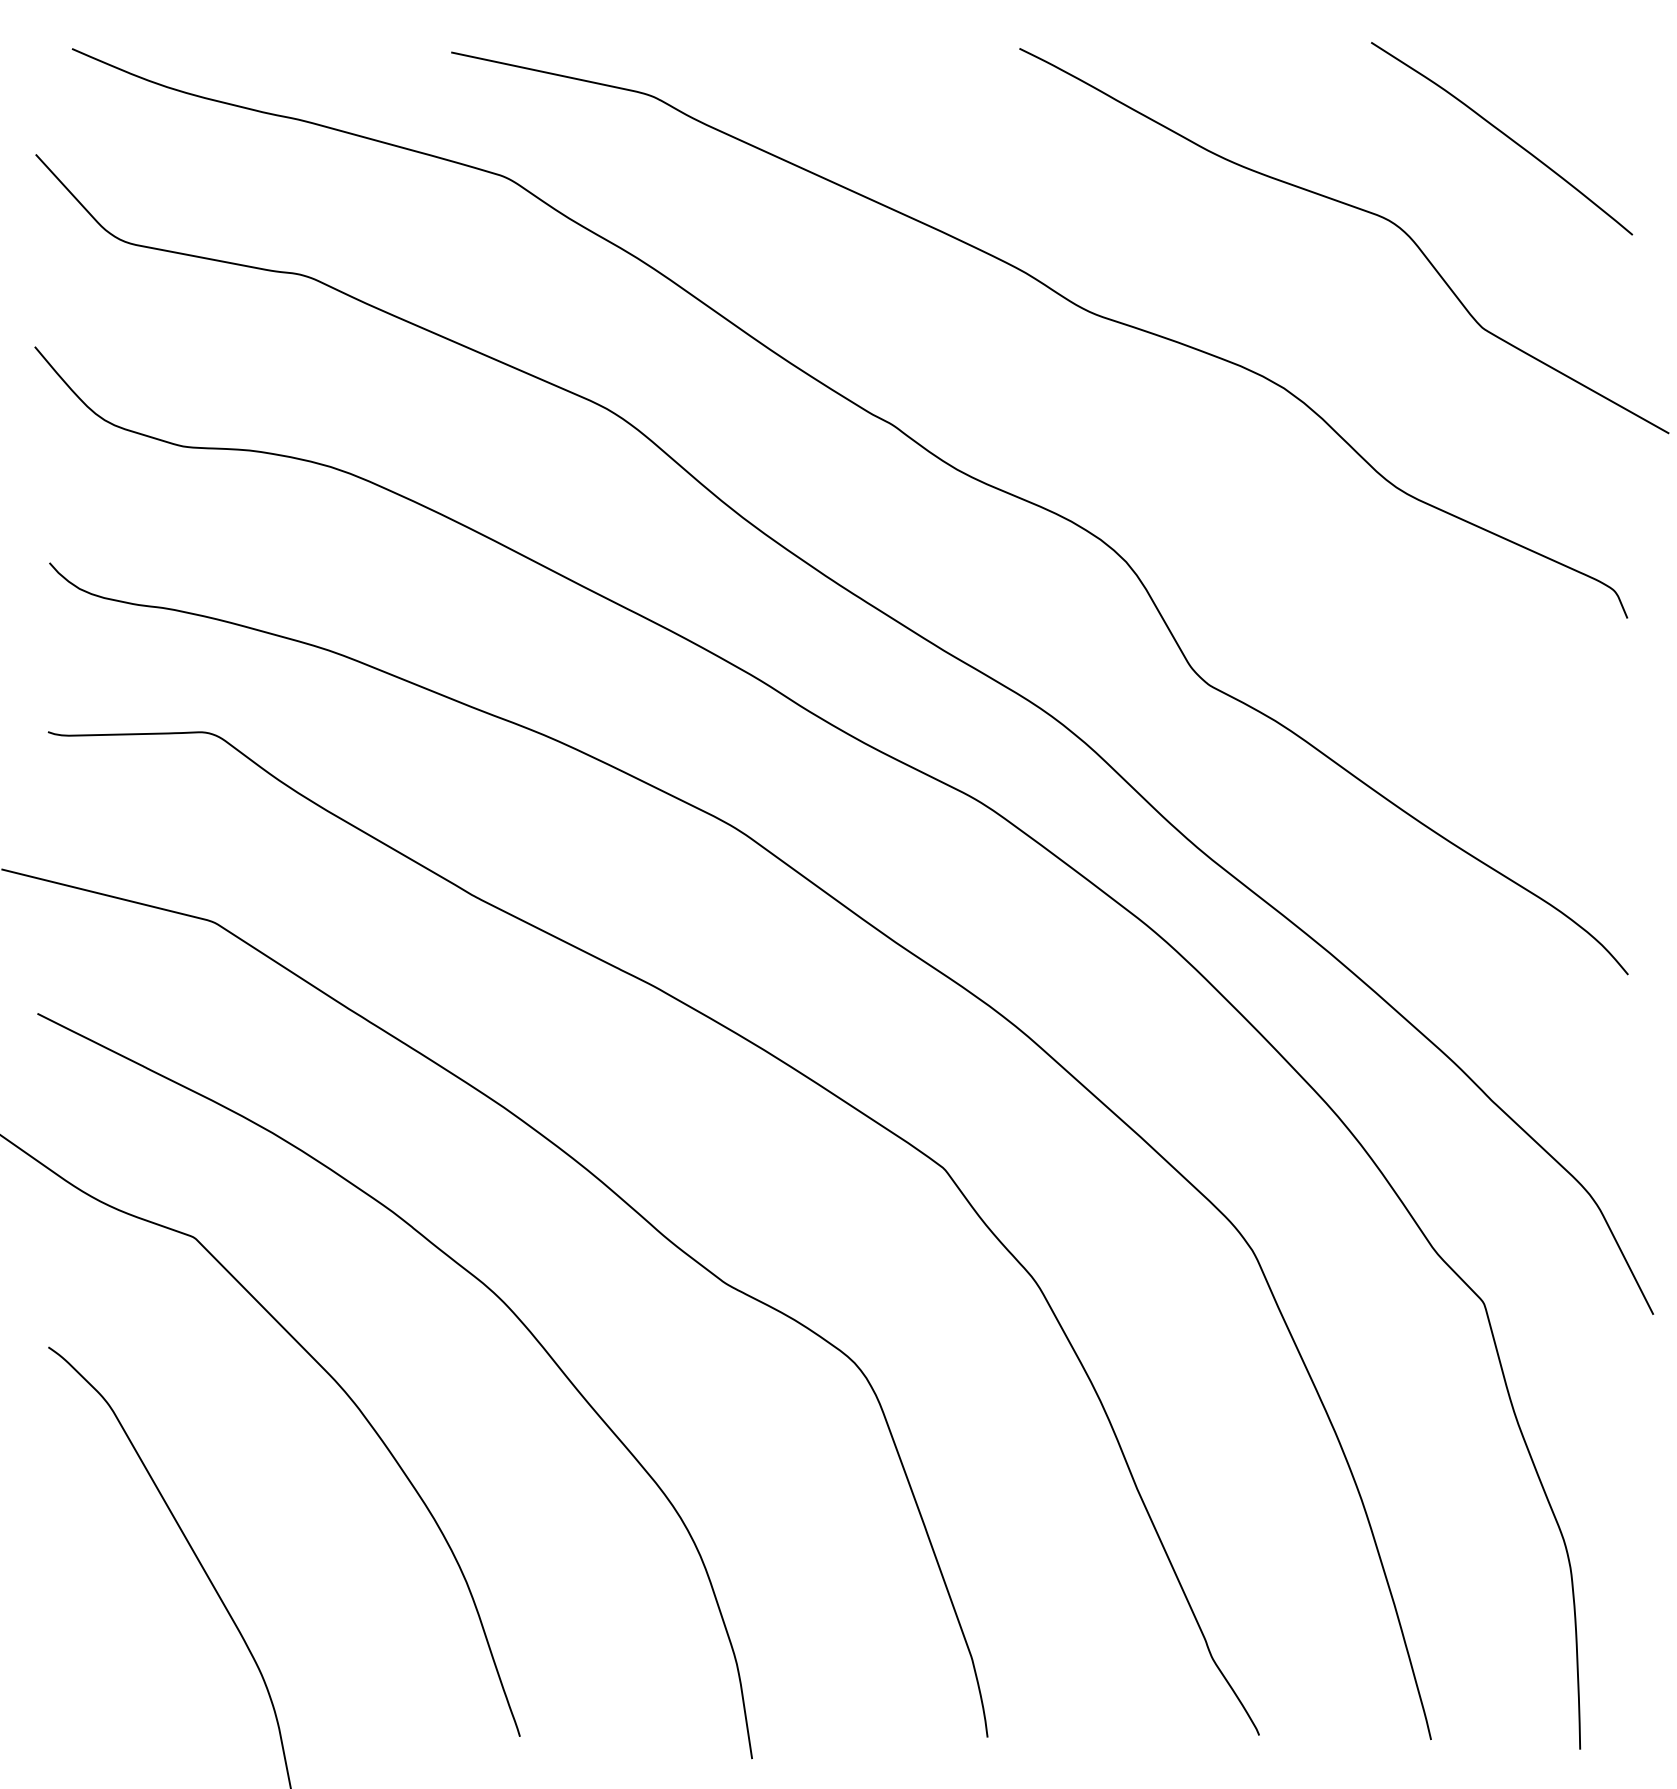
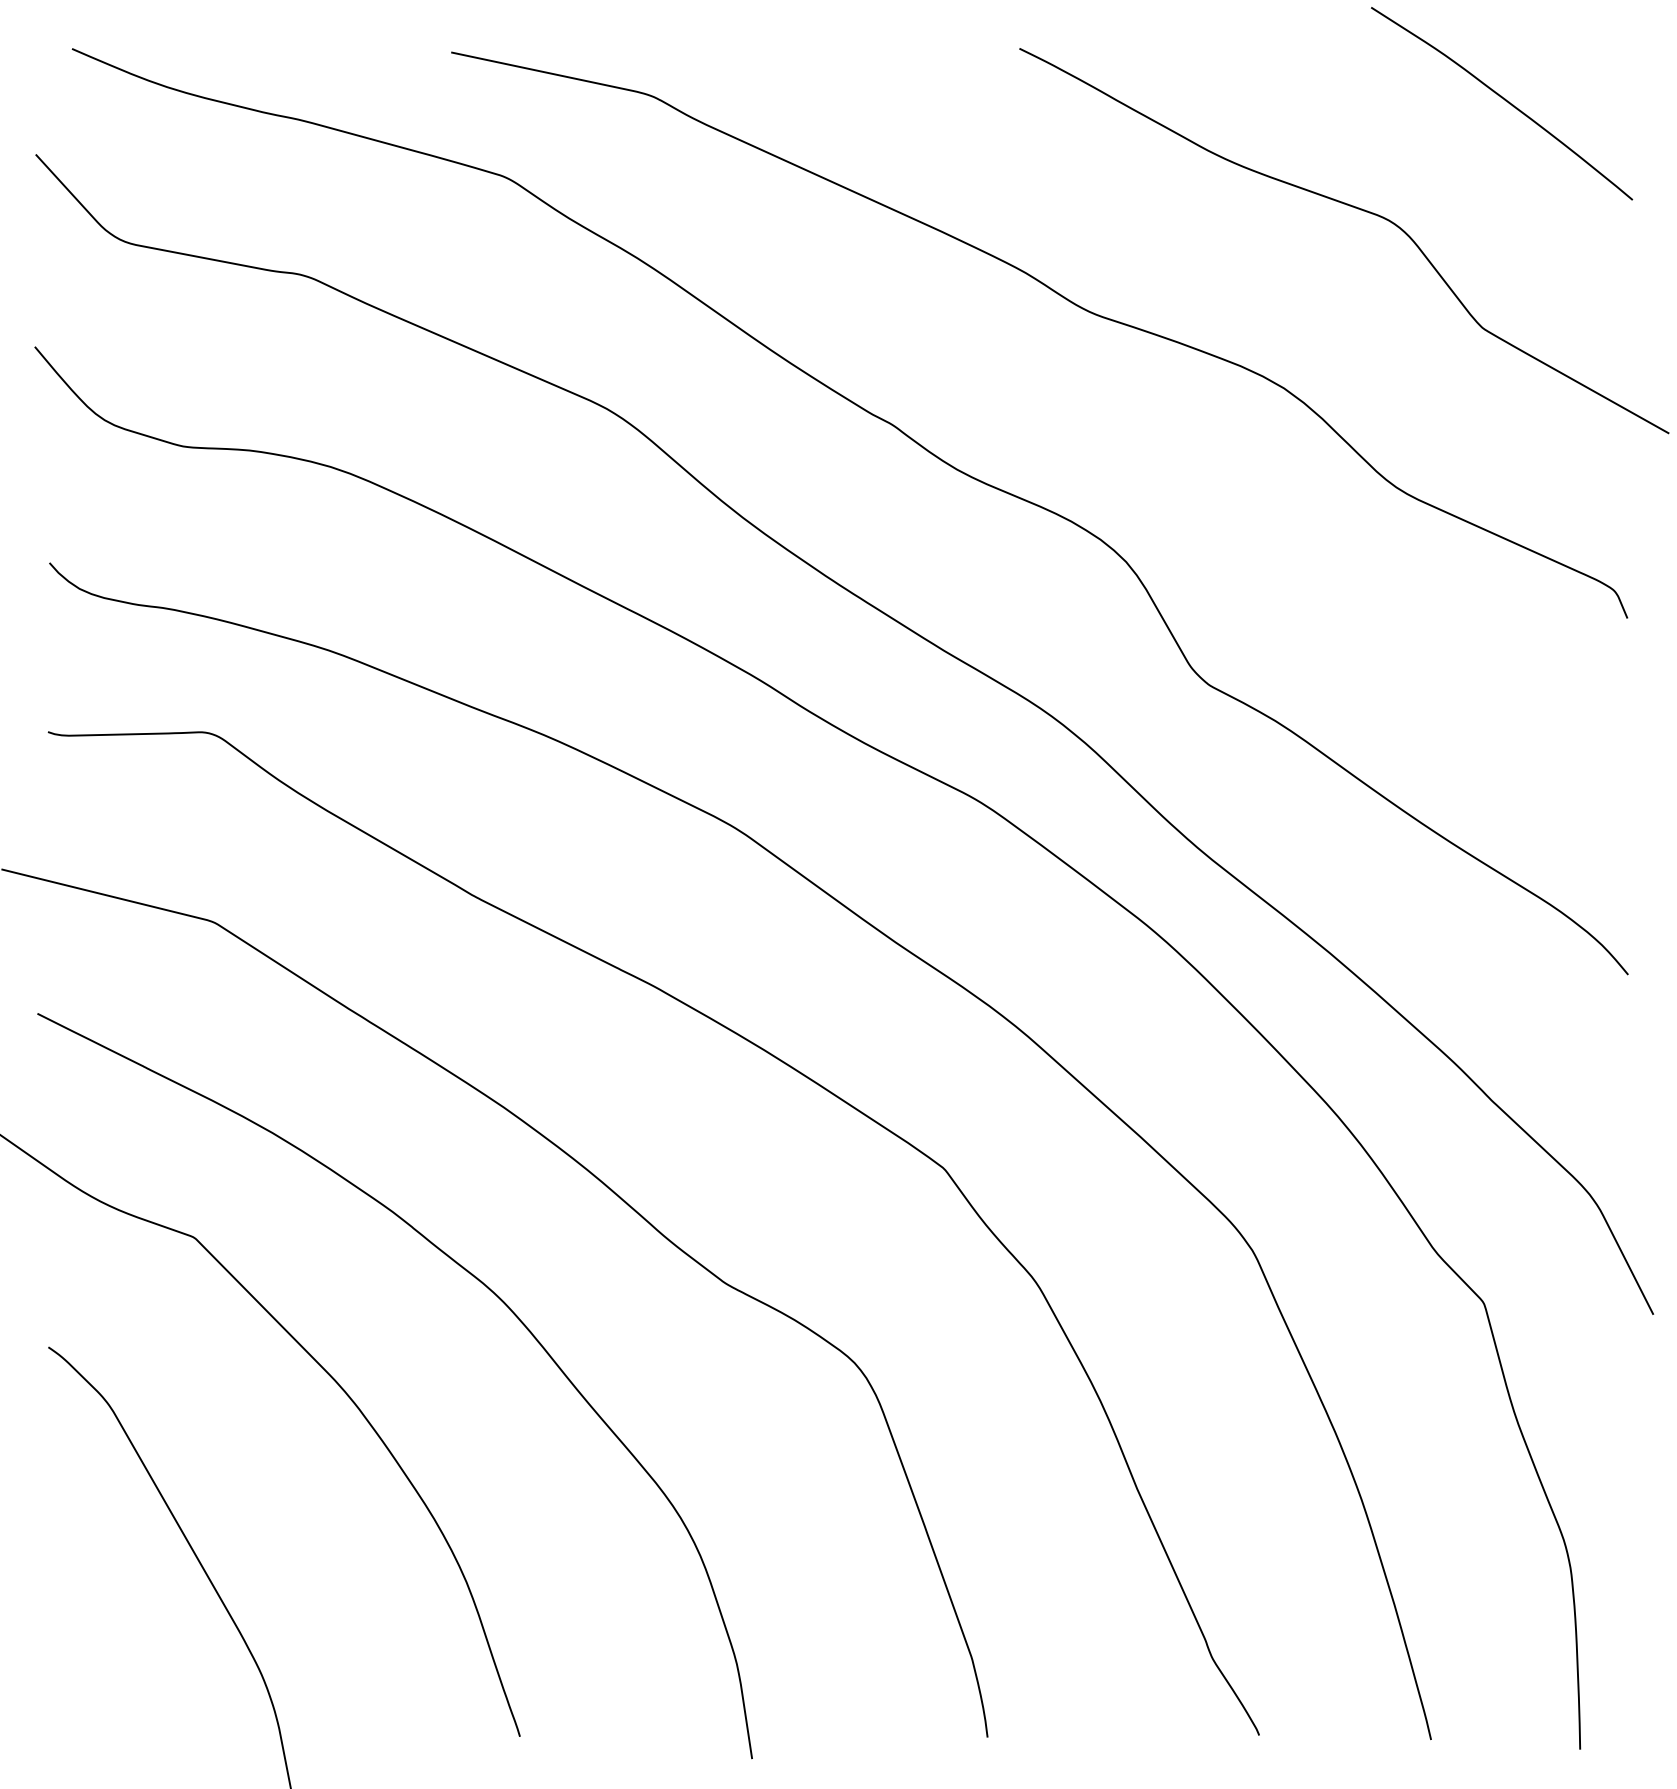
curve position: (1504, 135) -> (1504, 100) (1504, 100)
